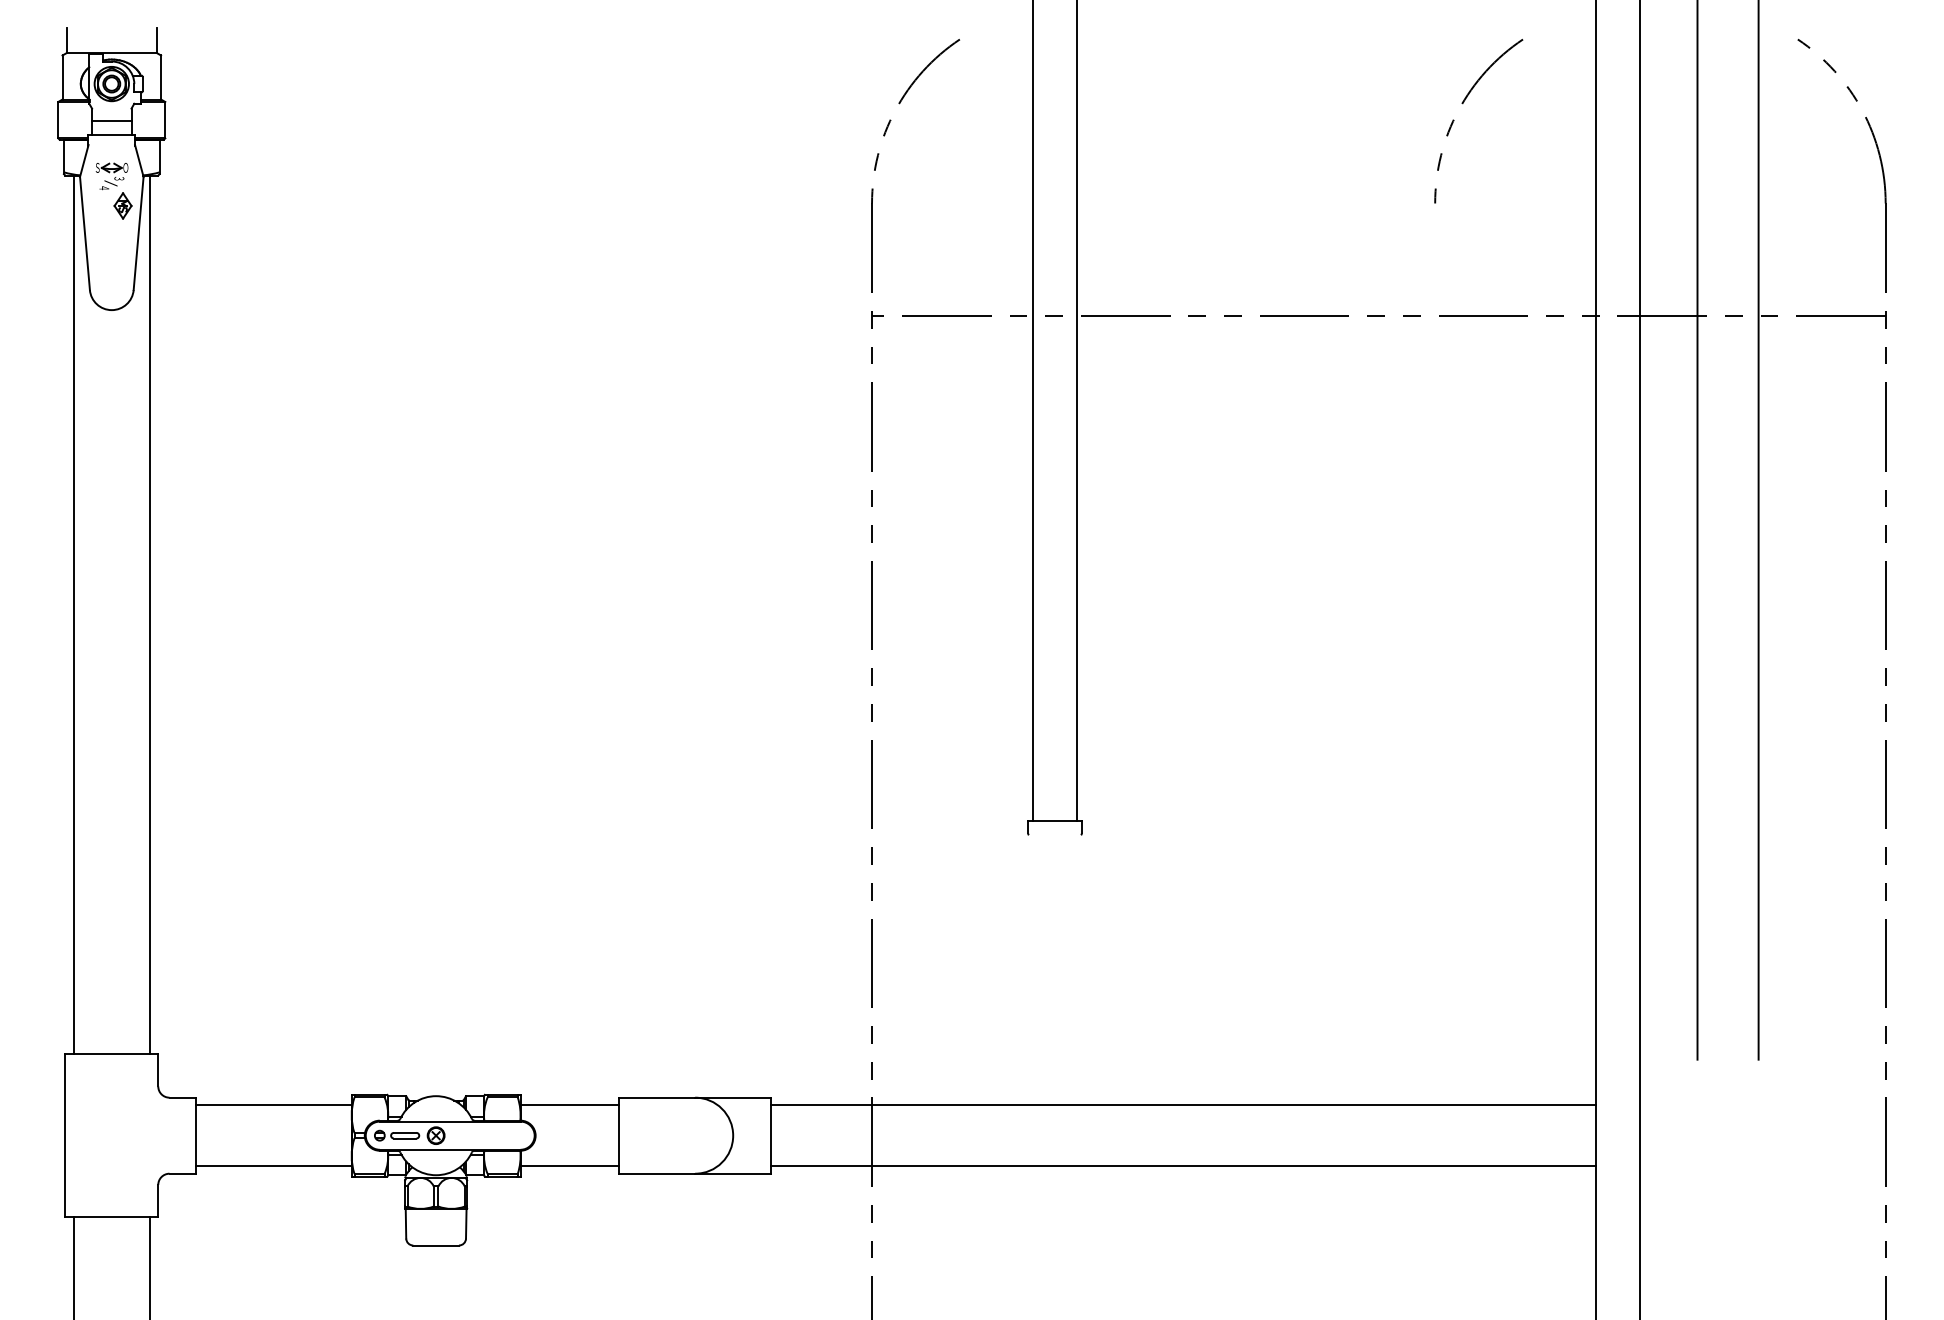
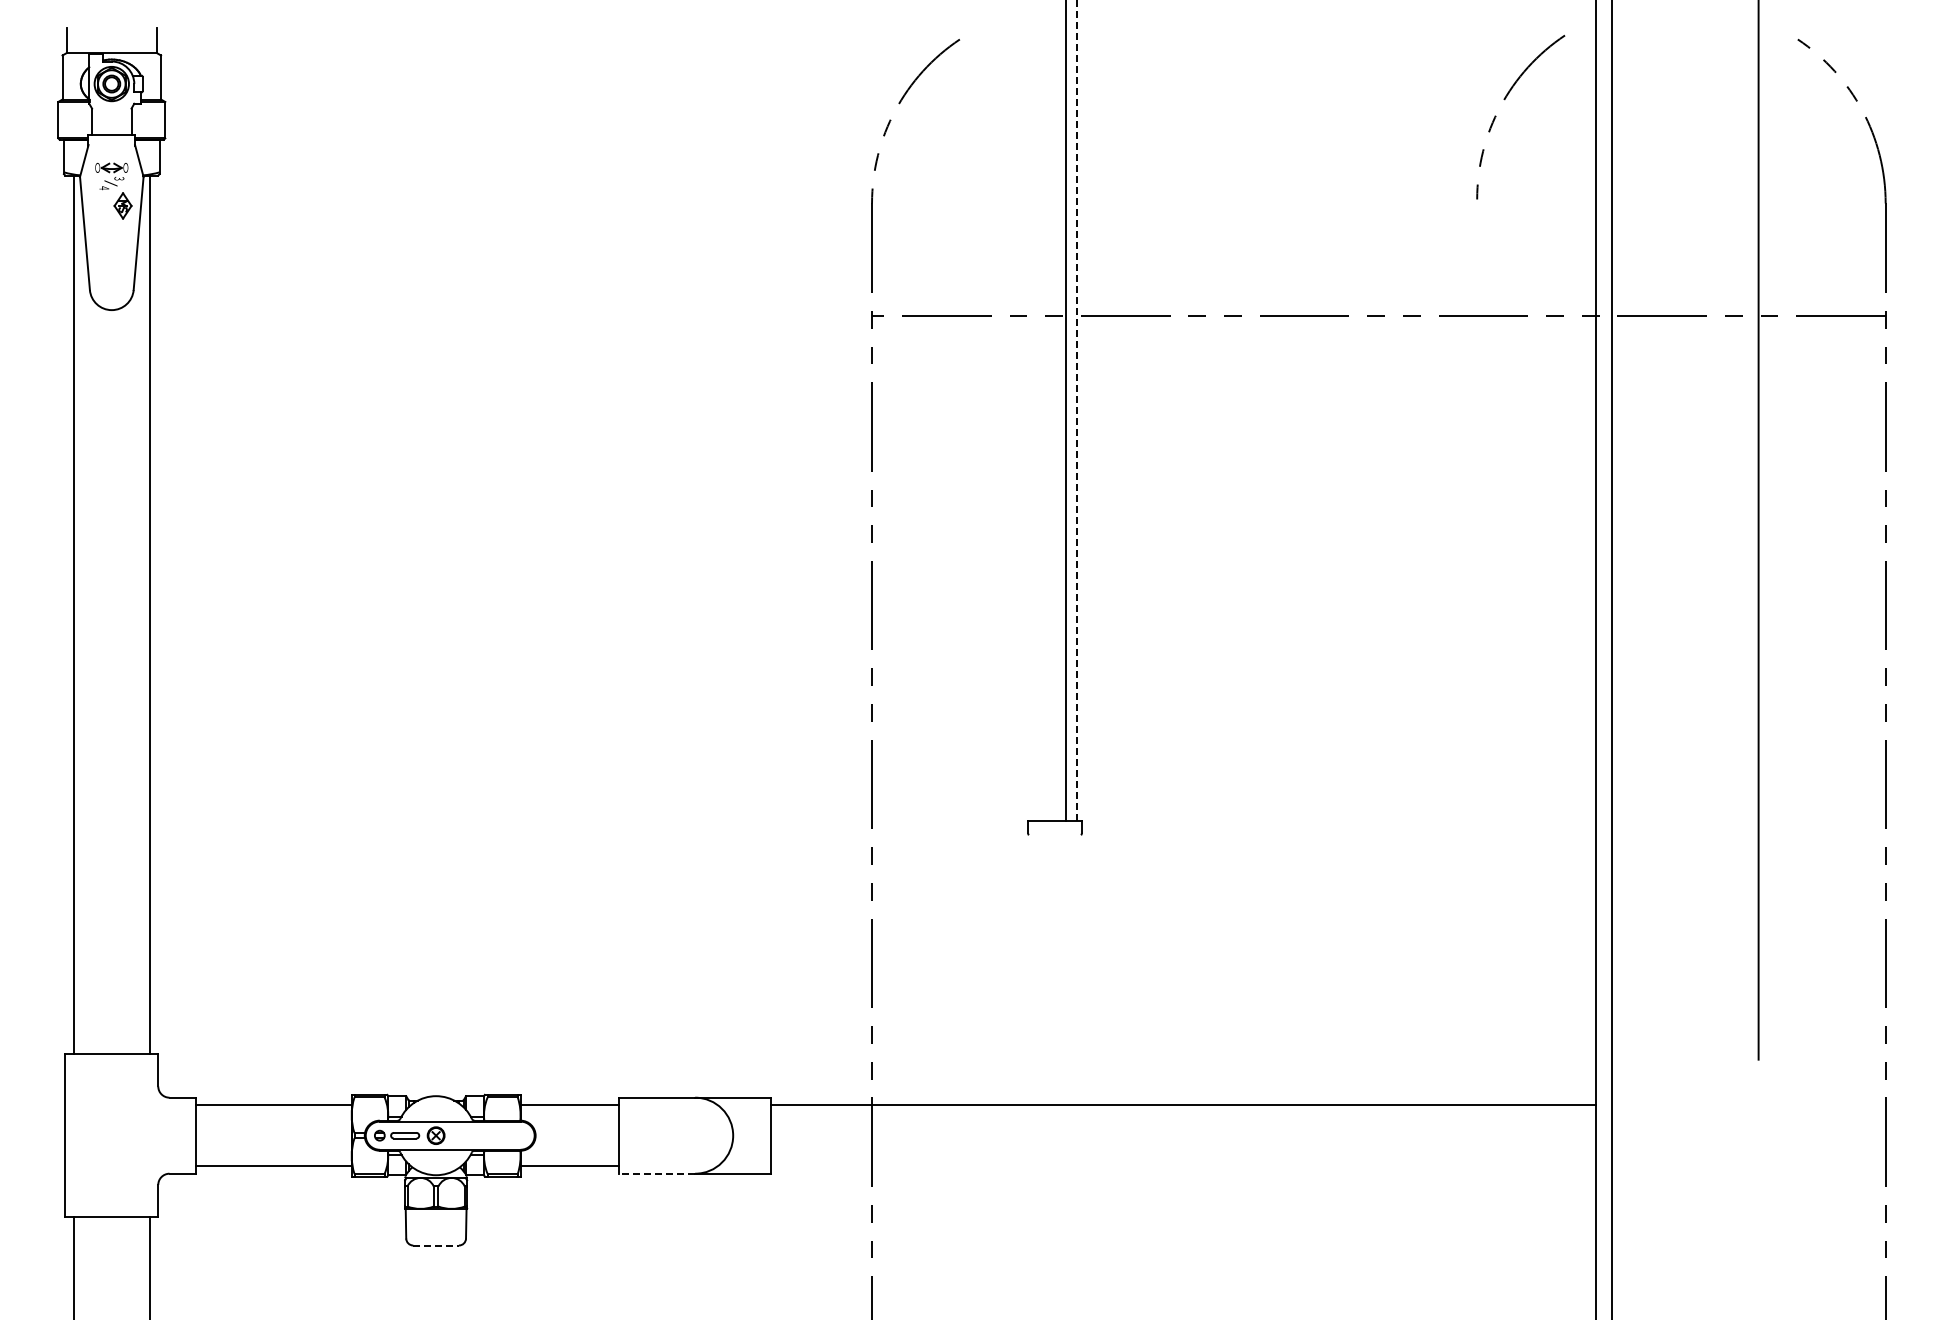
arc position: (1462, 104) -> (1504, 100) (1504, 100)
line: present -> none (111, 120)
text: Ｓ -> Ｏ (97, 166)
line position: (1033, 411) -> (1066, 411) (1066, 411)
line: solid -> dashed (1076, 411)
line: present -> none (1697, 530)
line position: (1640, 659) -> (1612, 659) (1612, 659)
line: present -> none (1183, 1166)
line: solid -> dashed (656, 1173)
line: solid -> dashed (436, 1245)
